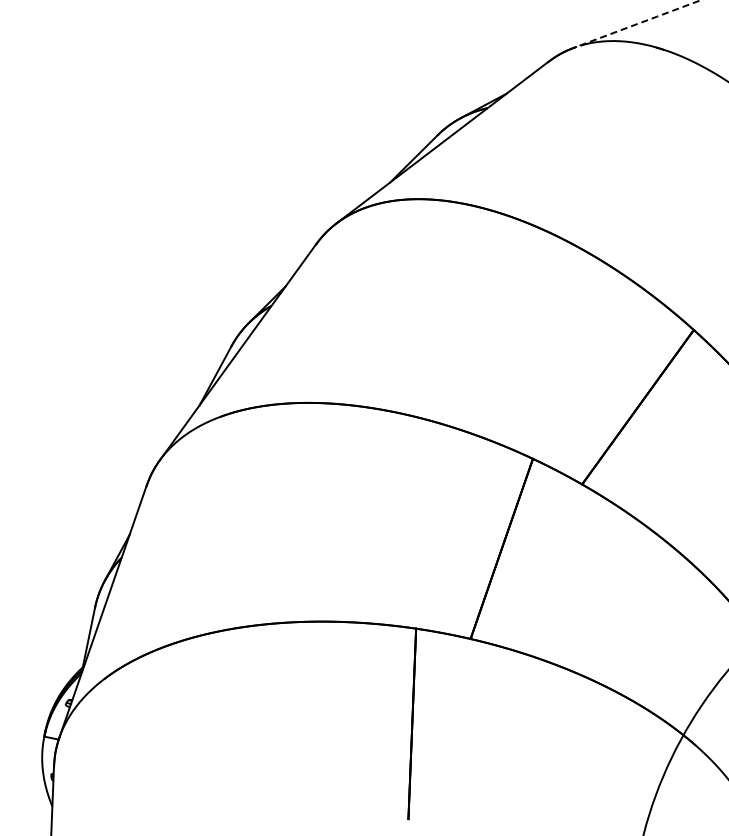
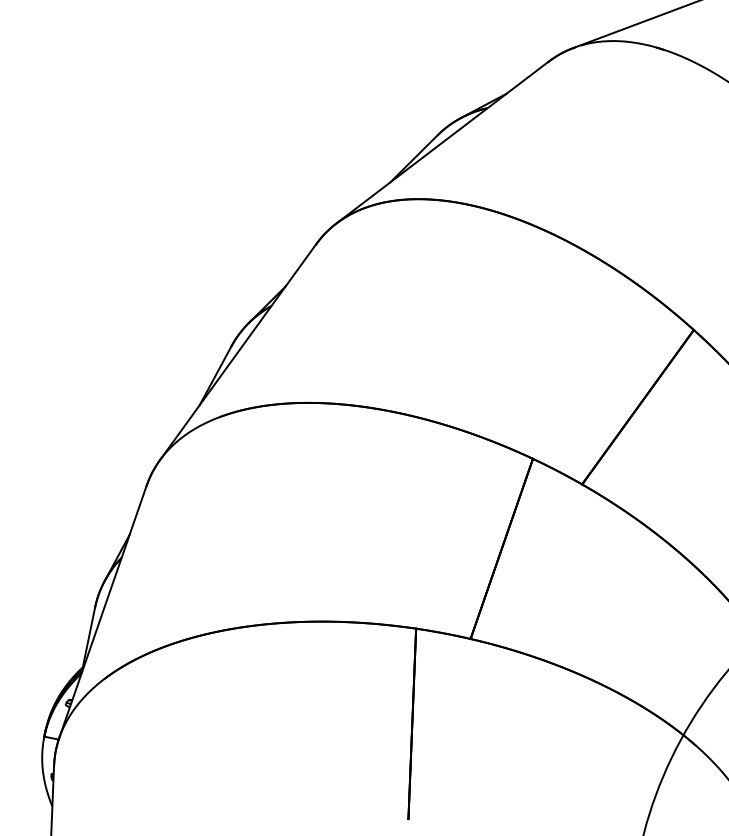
line: dashed -> solid (637, 24)
